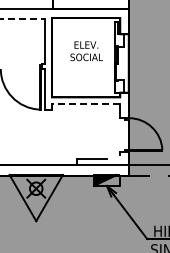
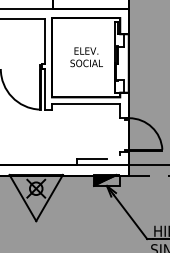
line: dashed -> solid (23, 19)
text position: (86, 51) -> (86, 57) (86, 57)
line: dashed -> solid (85, 104)
